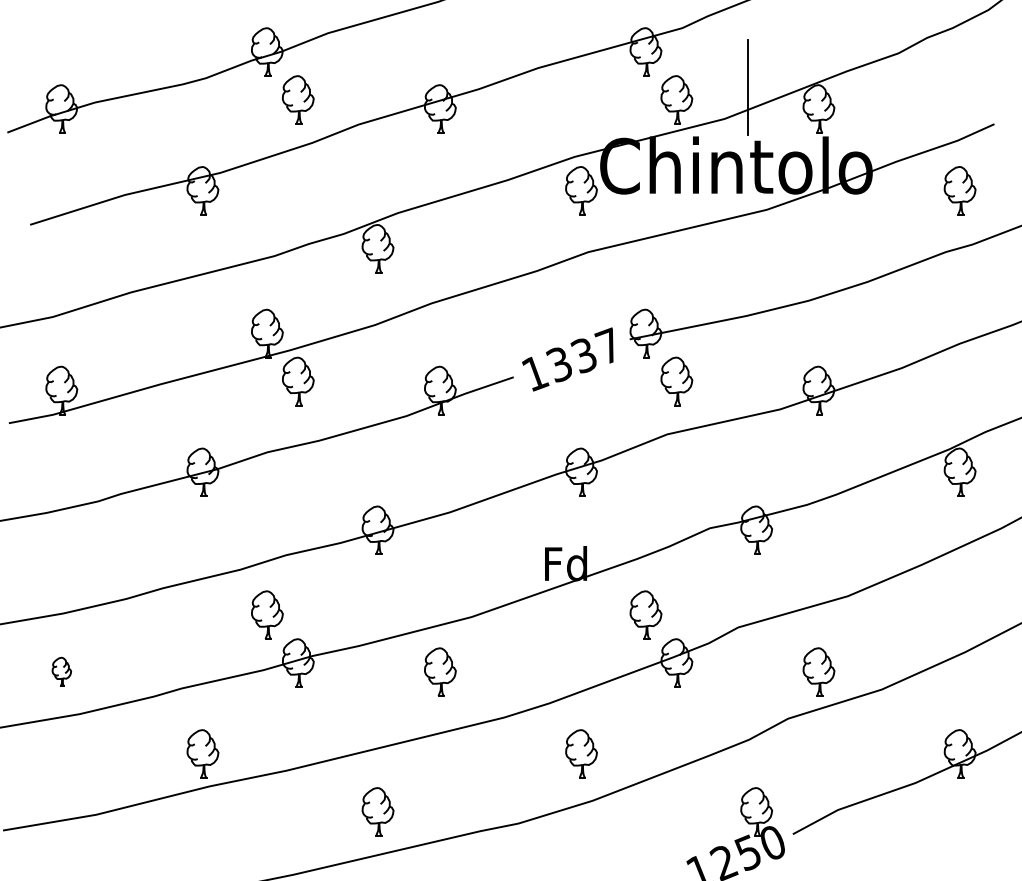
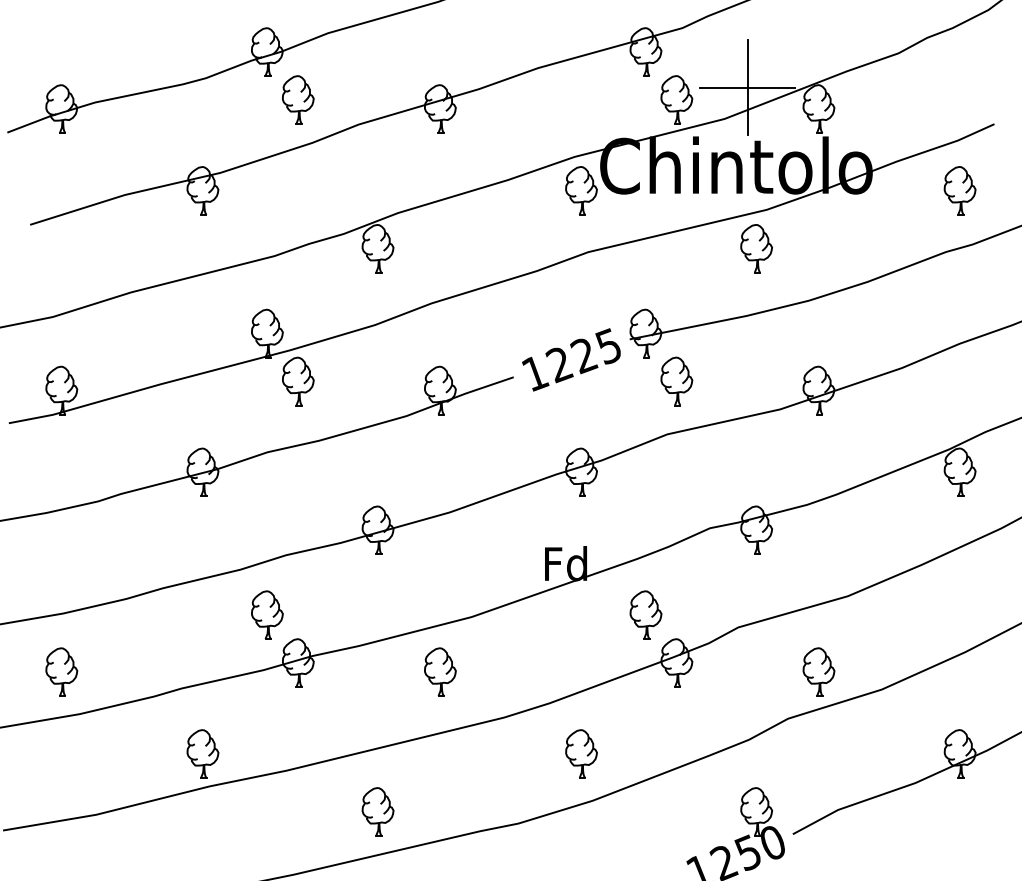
line: none -> present (747, 87)
part: none -> present (756, 248)
text: 1337 -> 1225 (582, 355)
part size: 22x31 px -> 34x50 px (61, 671)
